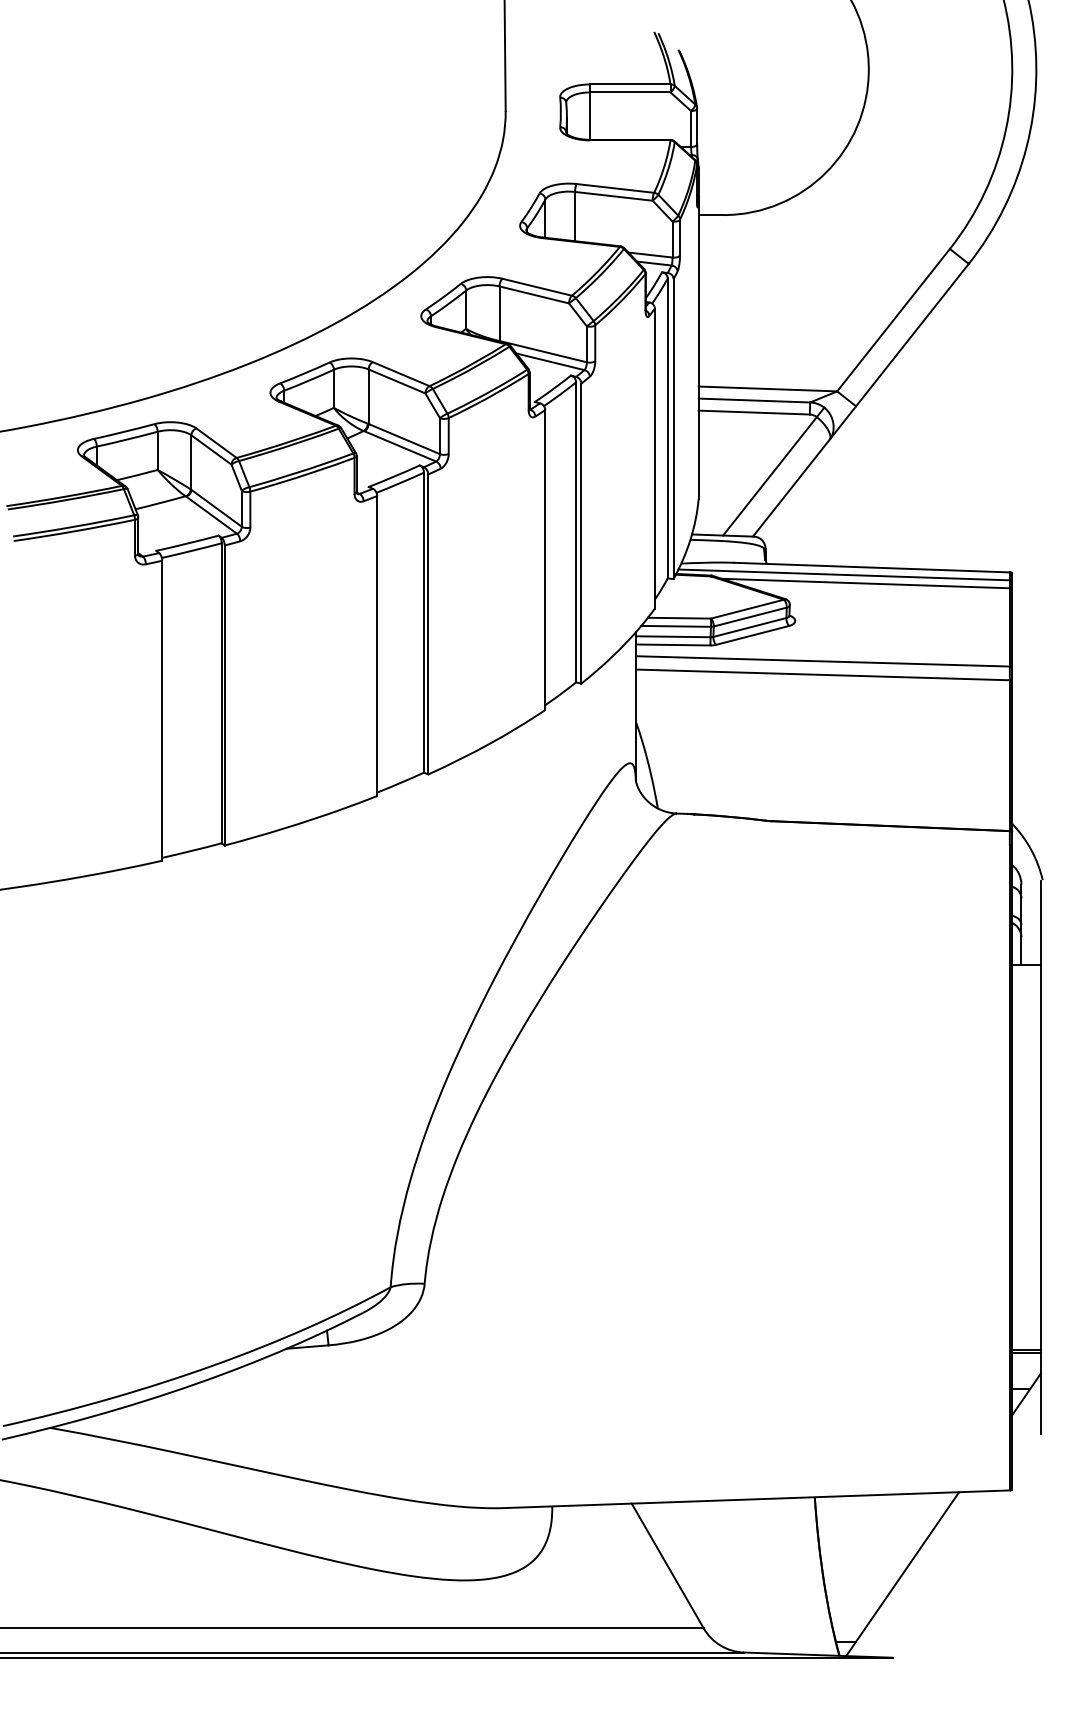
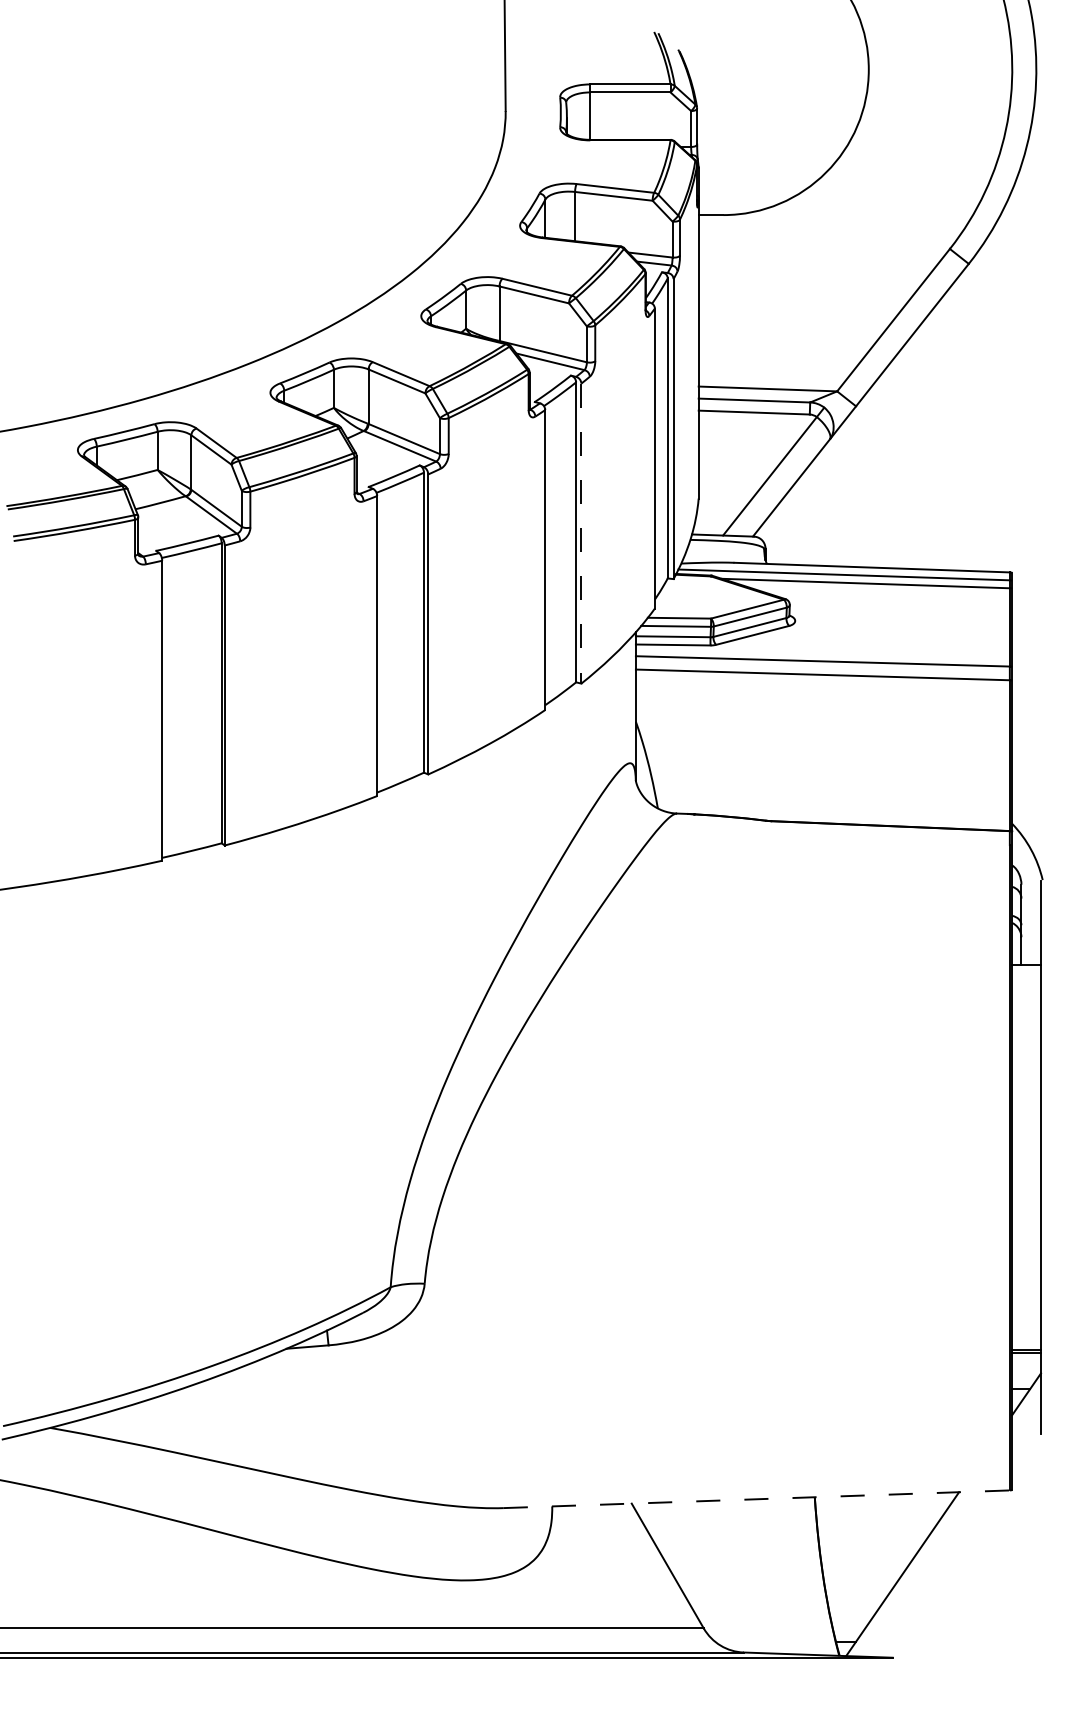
line: solid -> dashed (581, 533)
line: solid -> dashed (757, 1499)
